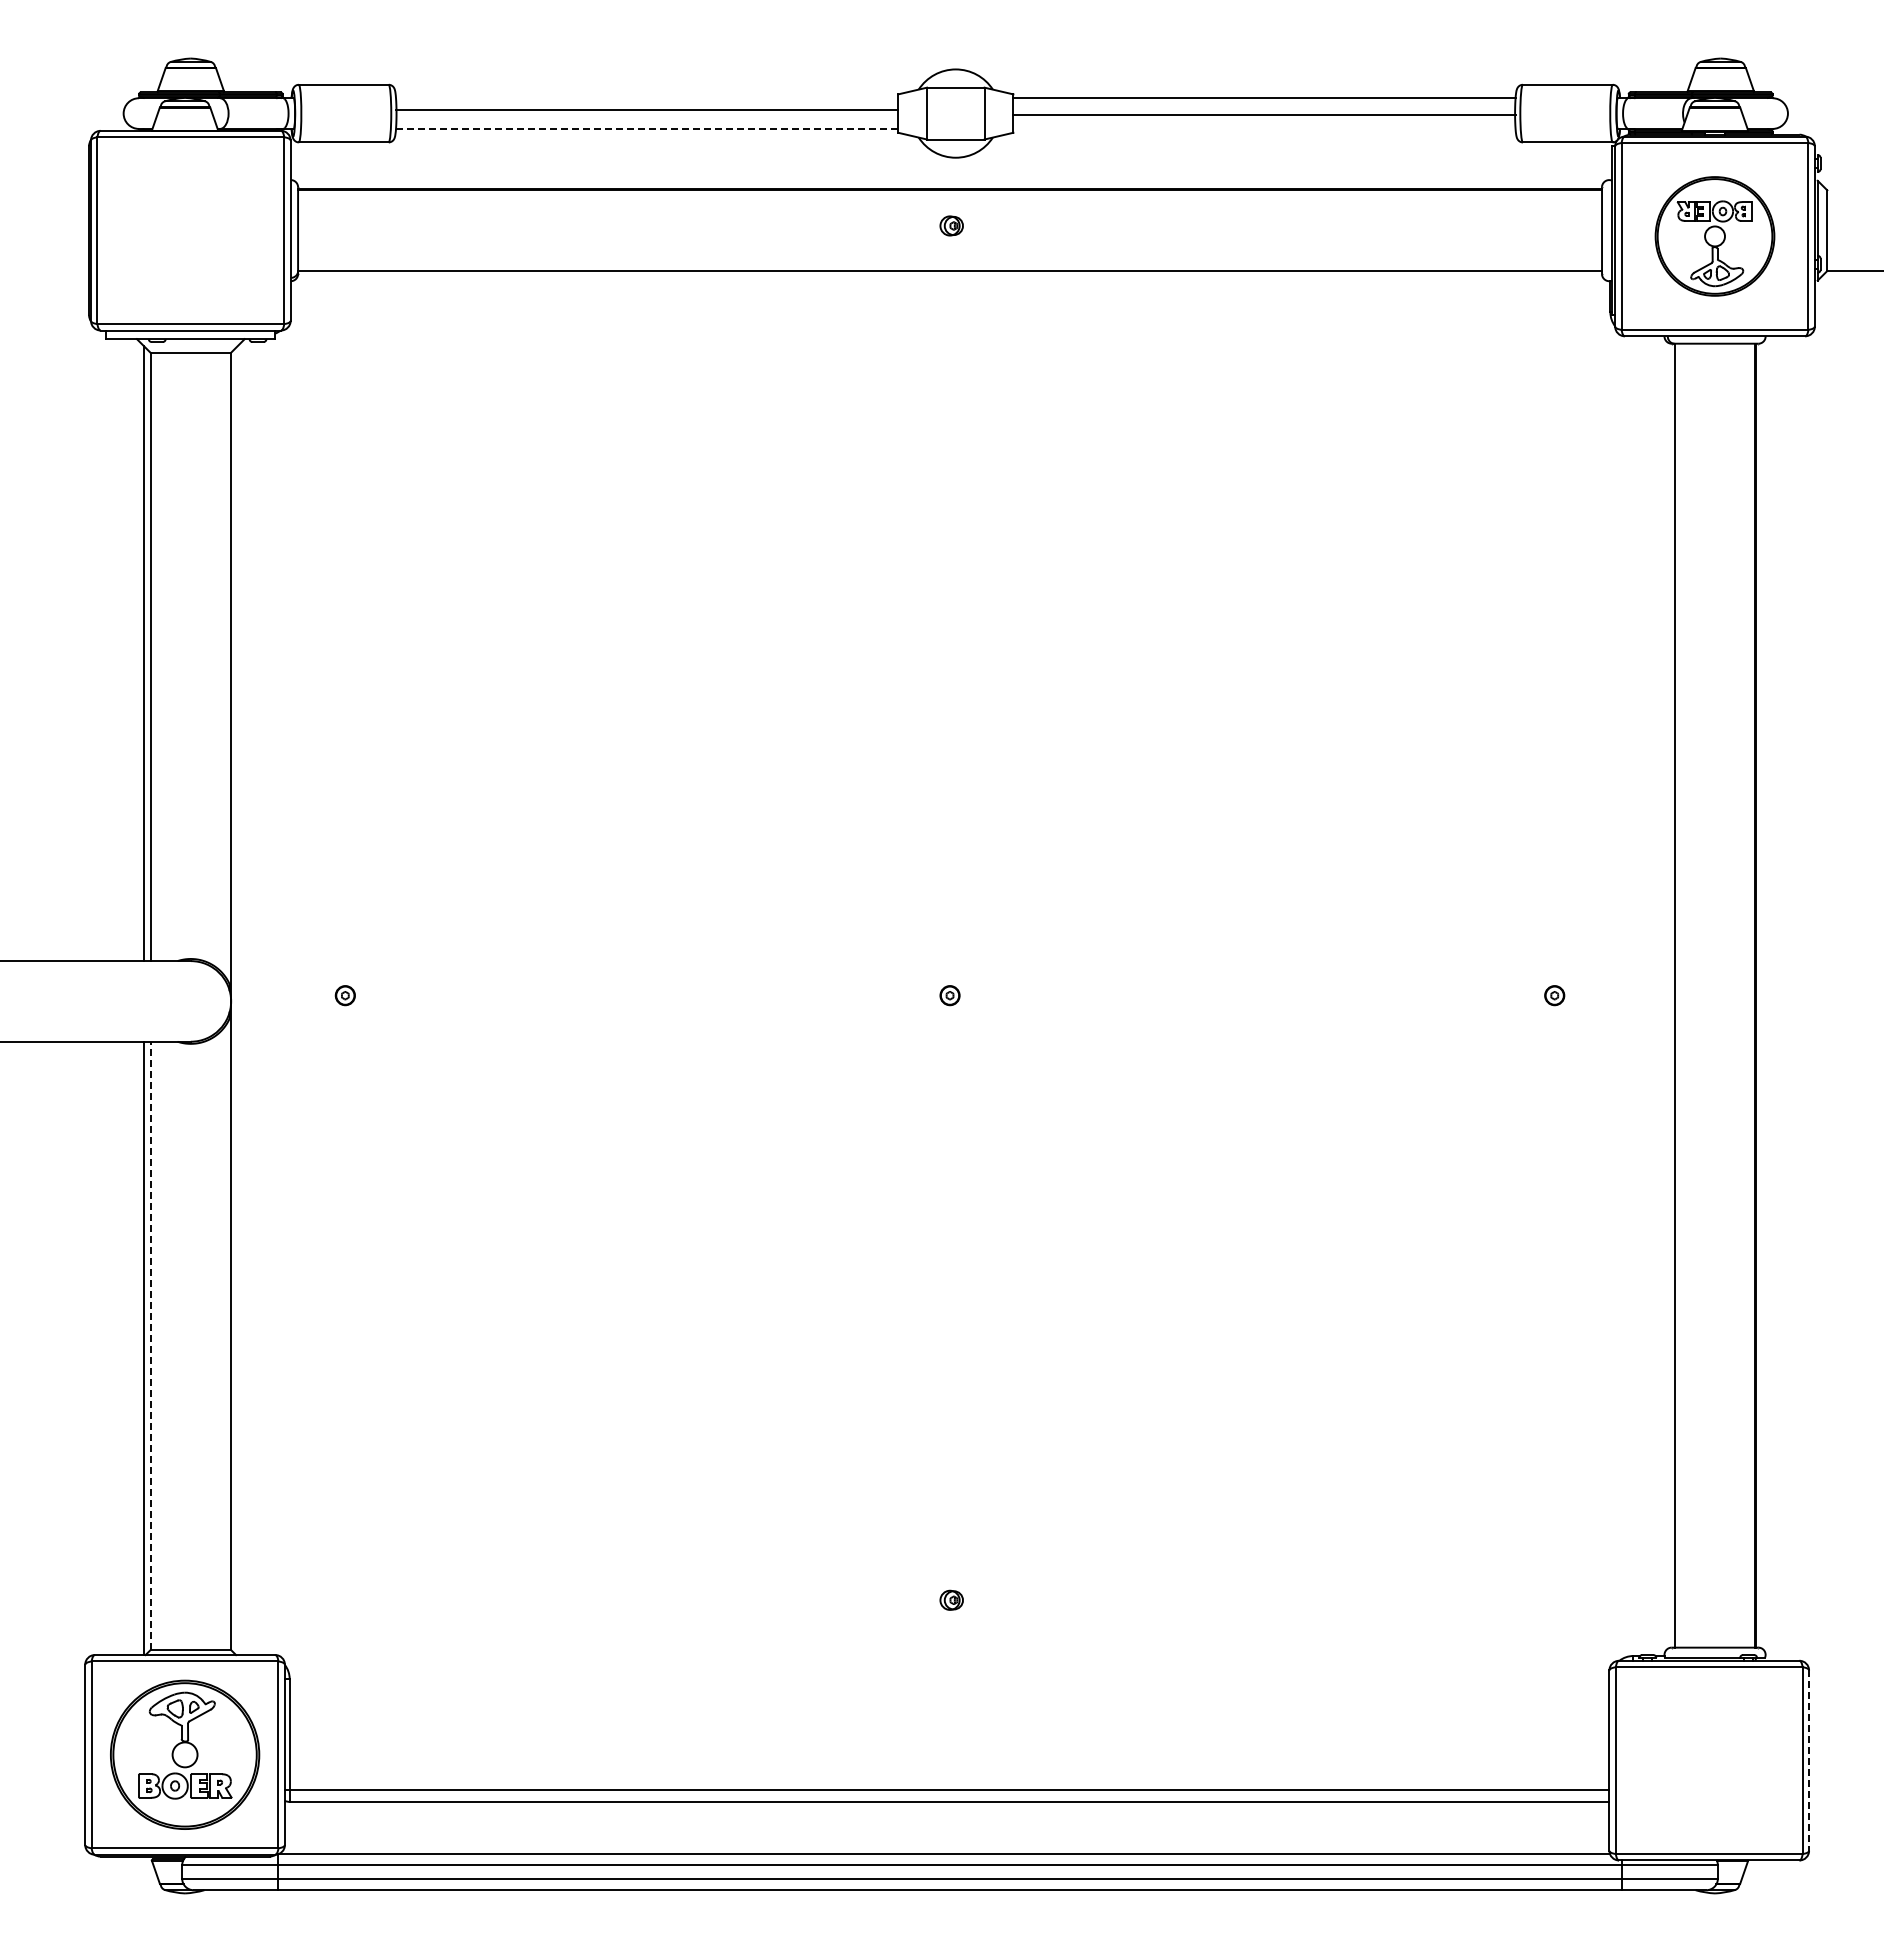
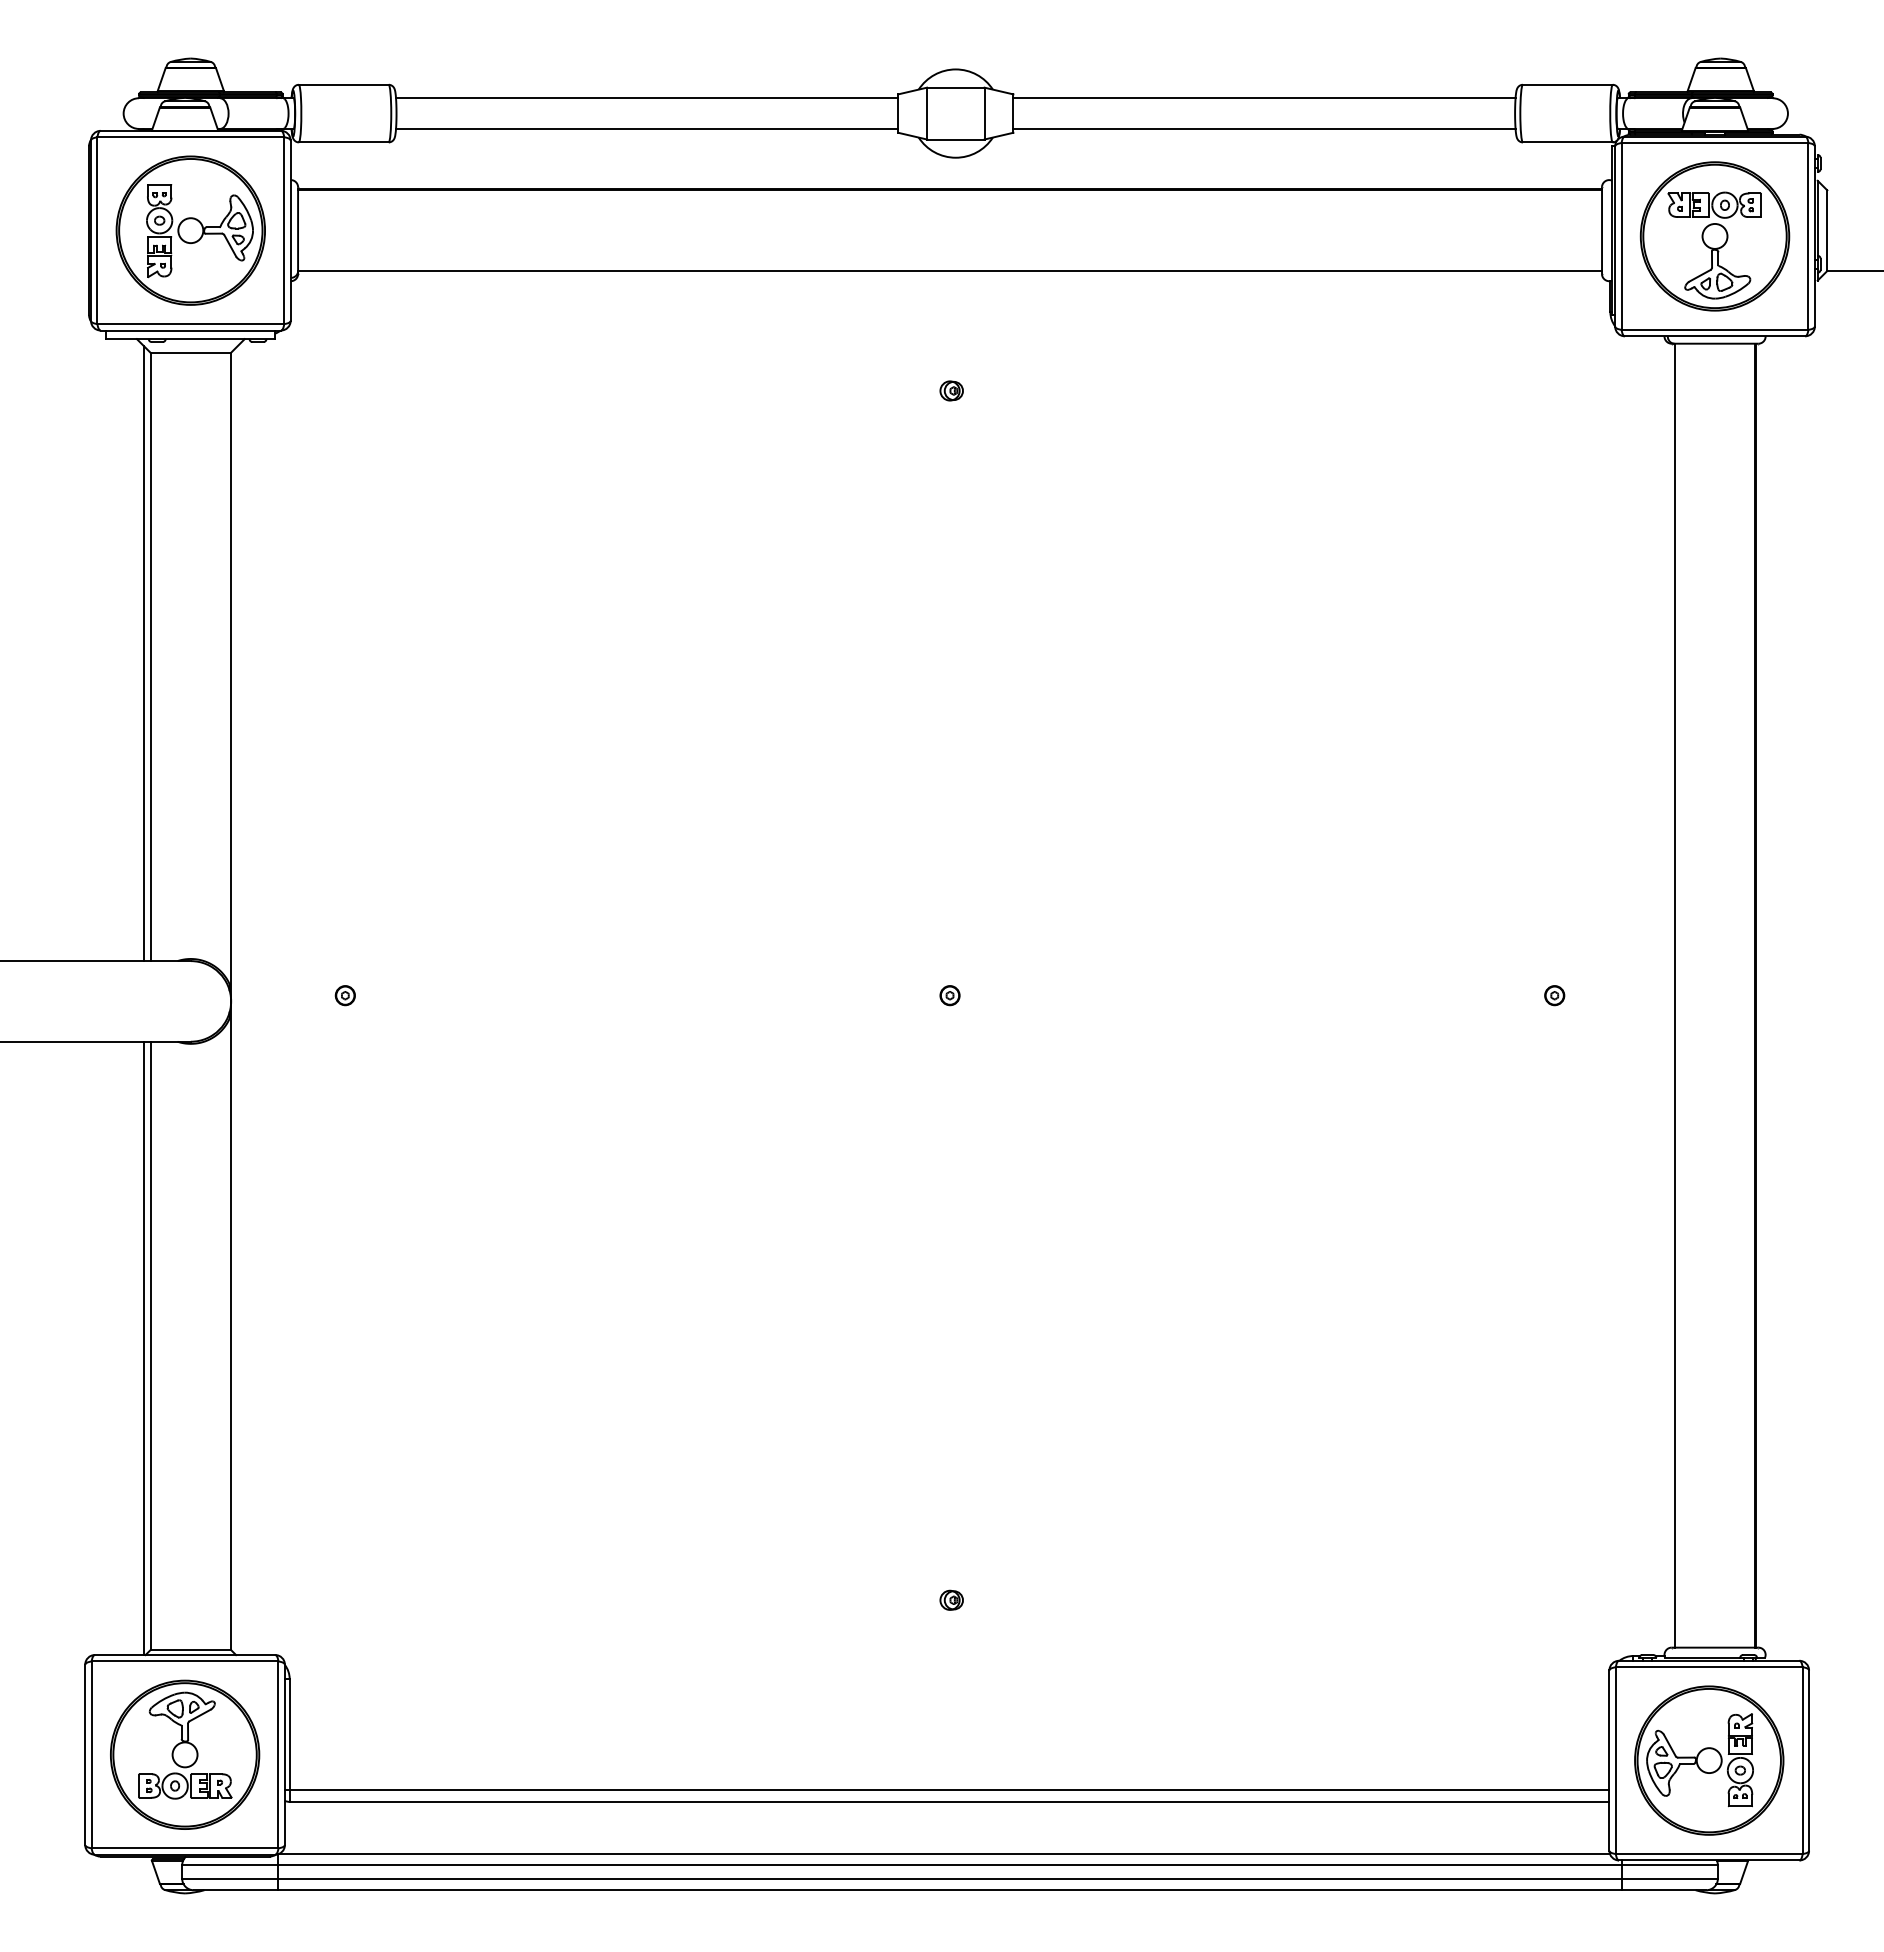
line position: (647, 110) -> (647, 98) (647, 98)
line position: (1264, 114) -> (1264, 128) (1264, 128)
line: dashed -> solid (647, 128)
part position: (951, 225) -> (951, 390) (951, 390)
part: none -> present (190, 230)
part size: 122x121 px -> 152x151 px (1714, 236)
line: dashed -> solid (150, 1345)
part: none -> present (1709, 1760)
line: dashed -> solid (1809, 1761)
